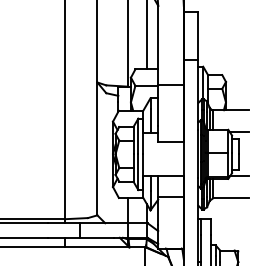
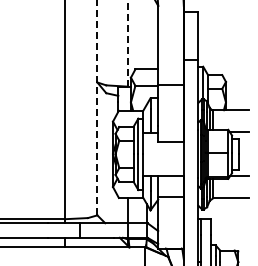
line: present -> none (146, 35)
line: solid -> dashed (128, 43)
line: solid -> dashed (97, 107)
